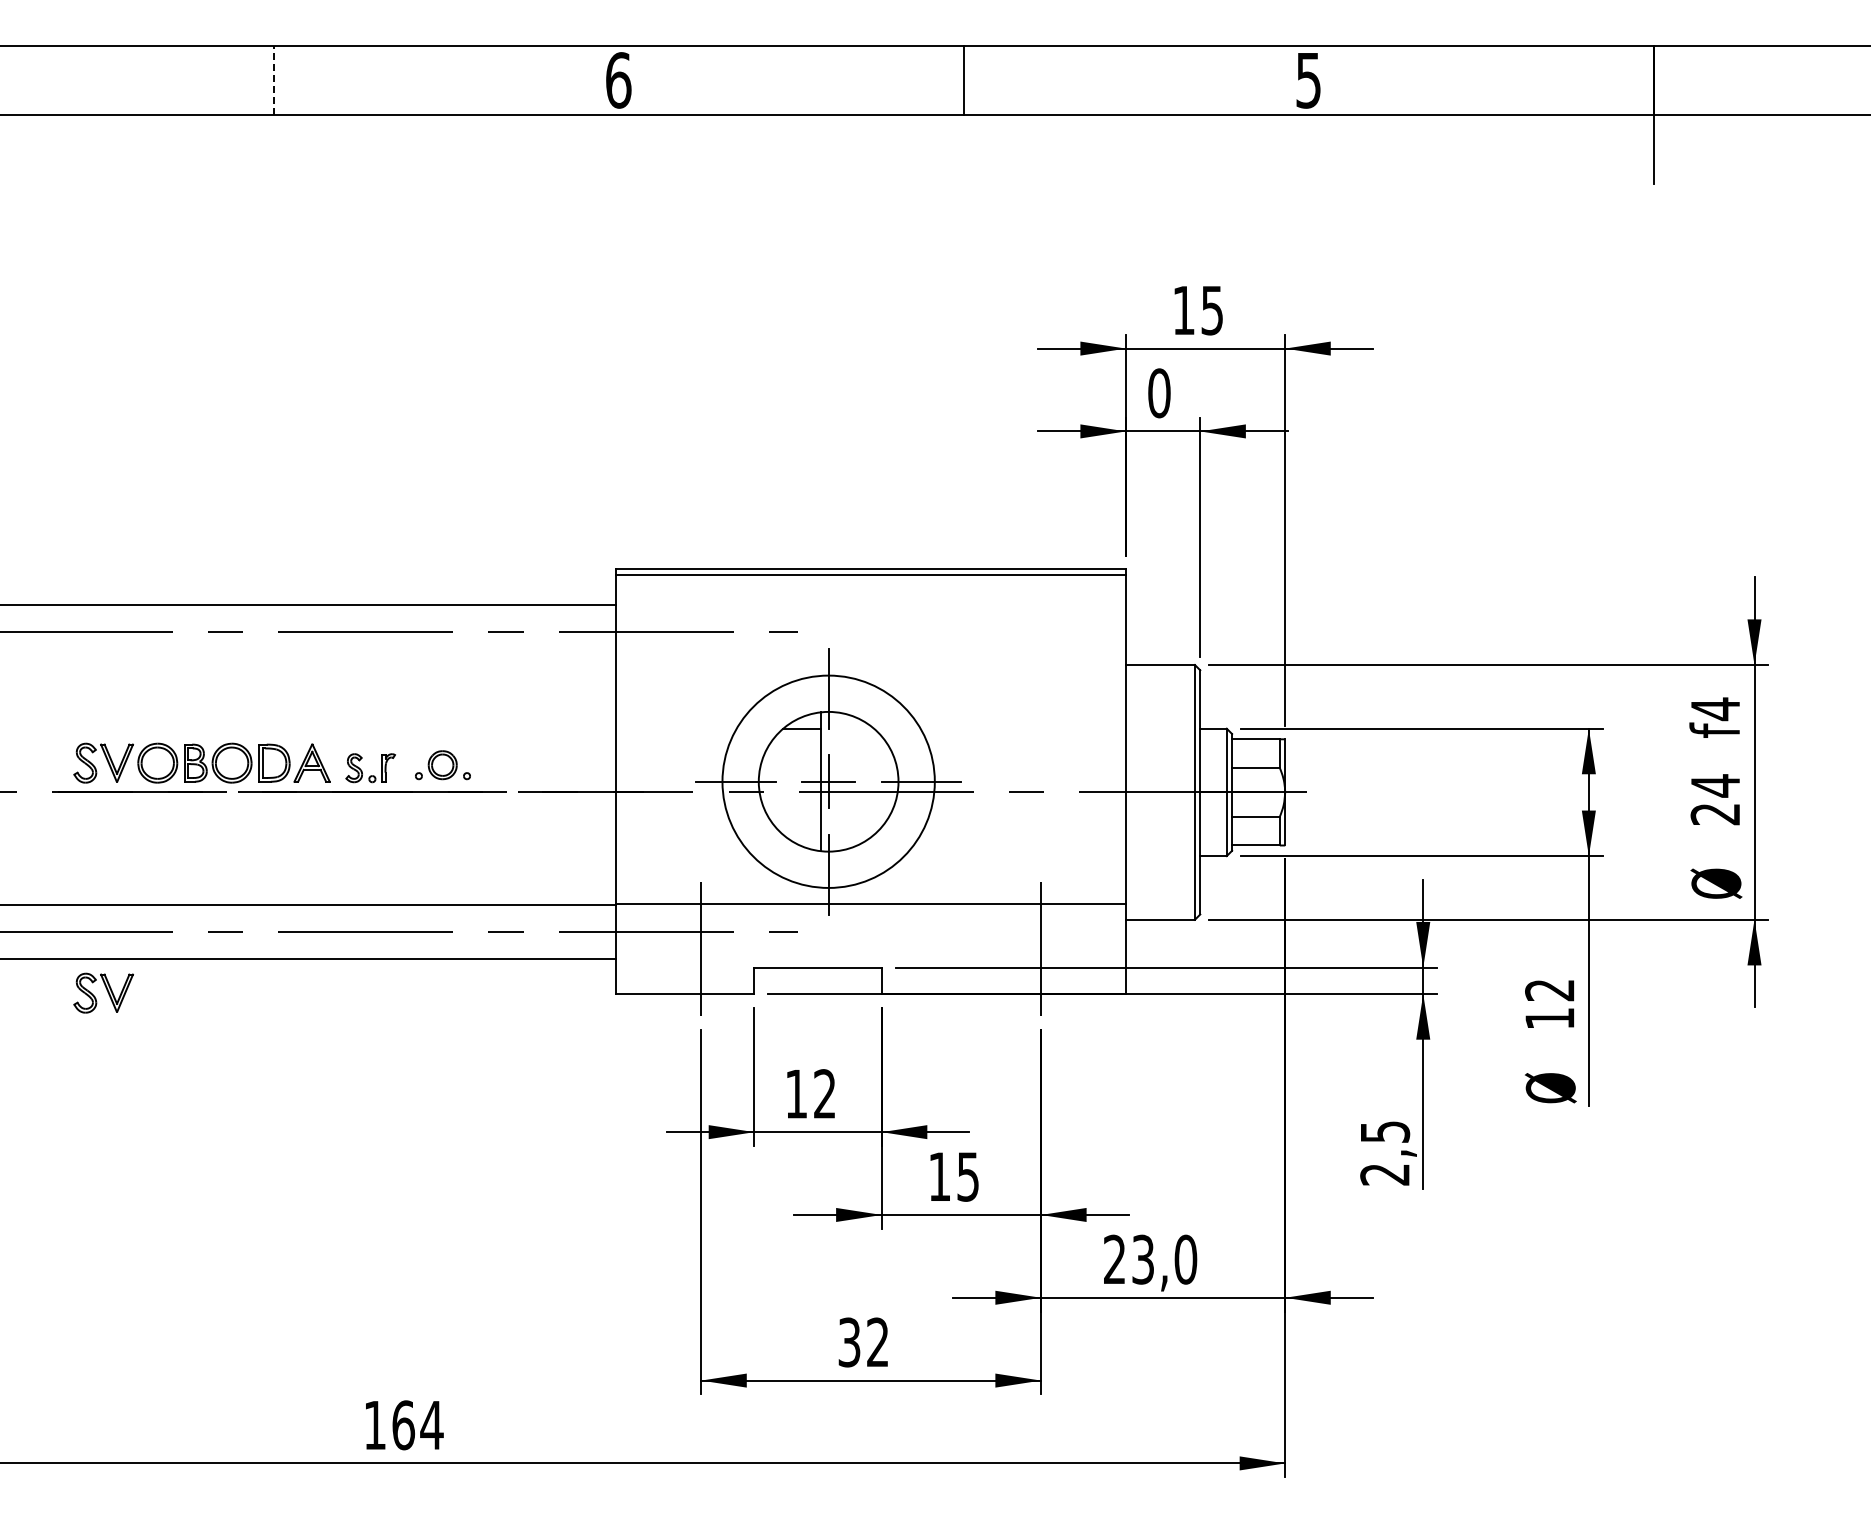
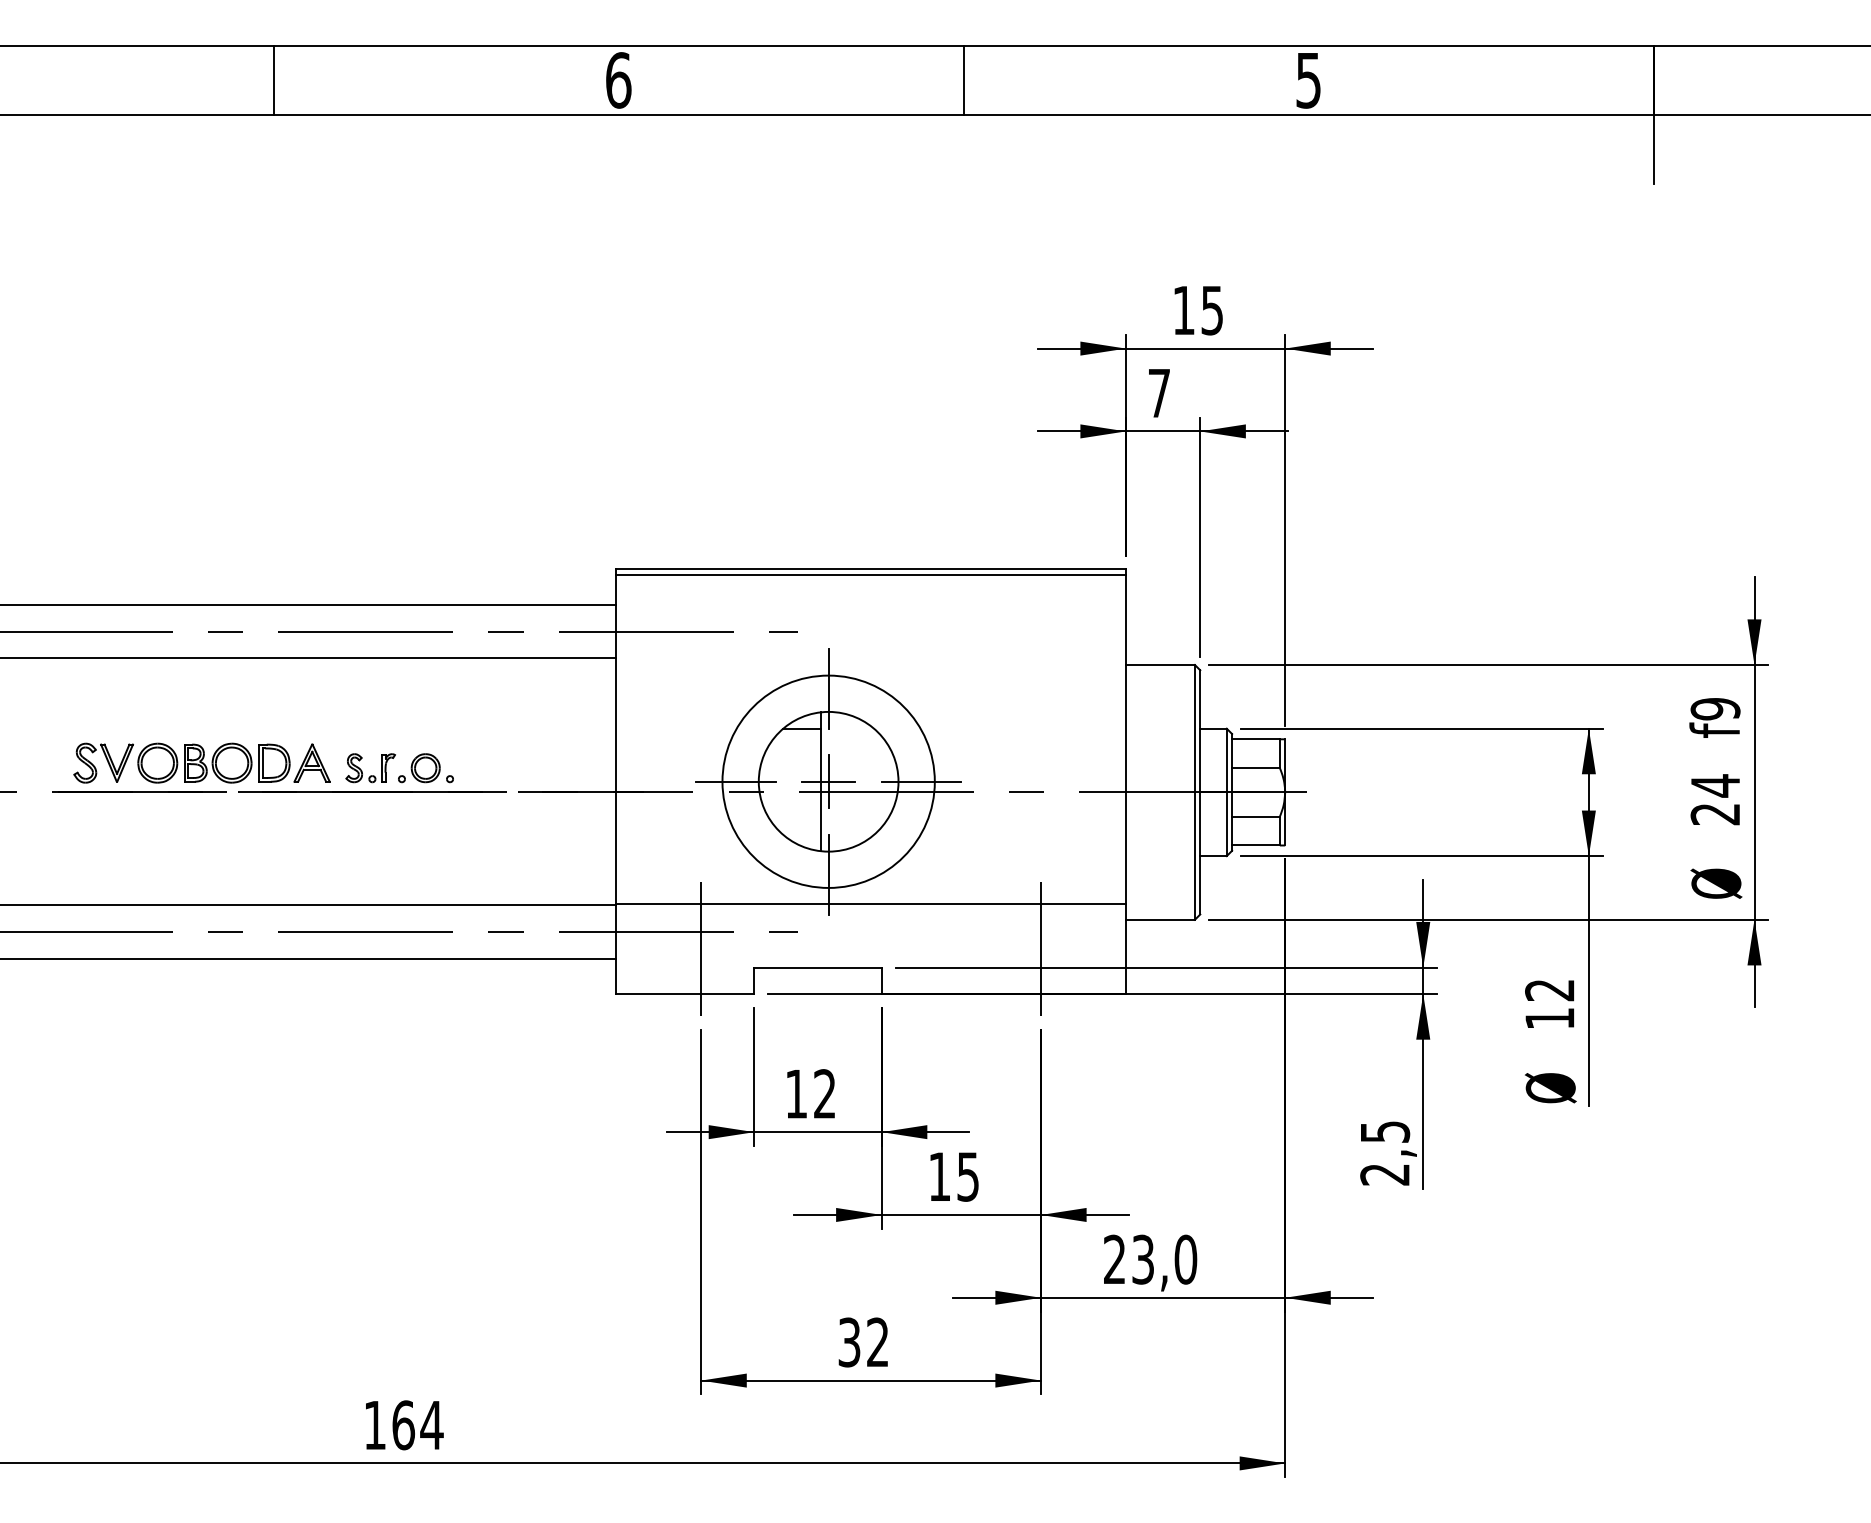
line: dashed -> solid (274, 80)
text: 0 -> 7 (1159, 393)
line: none -> present (309, 658)
text: f4 -> f9 (1715, 709)
part position: (442, 765) -> (425, 768) (425, 768)
part: present -> none (103, 992)
